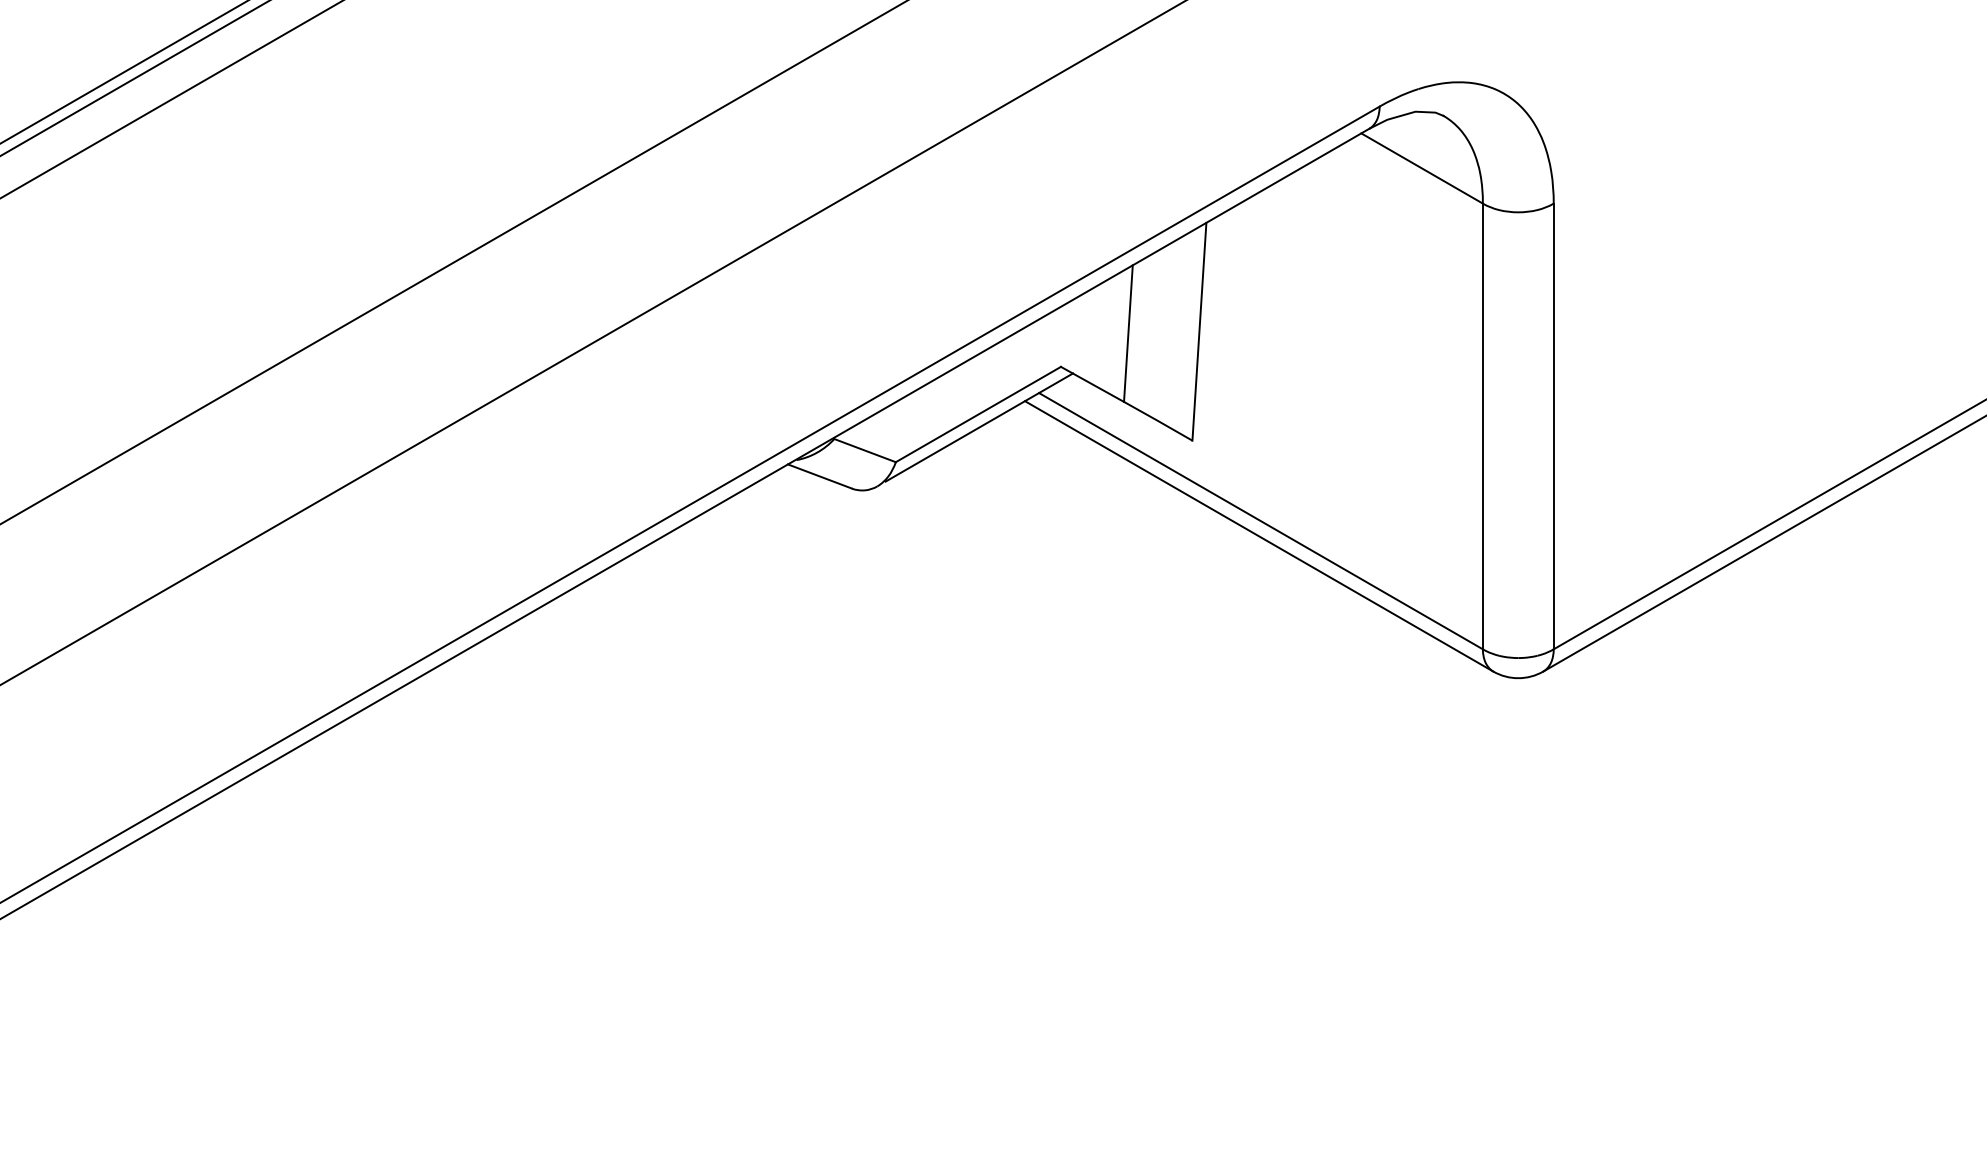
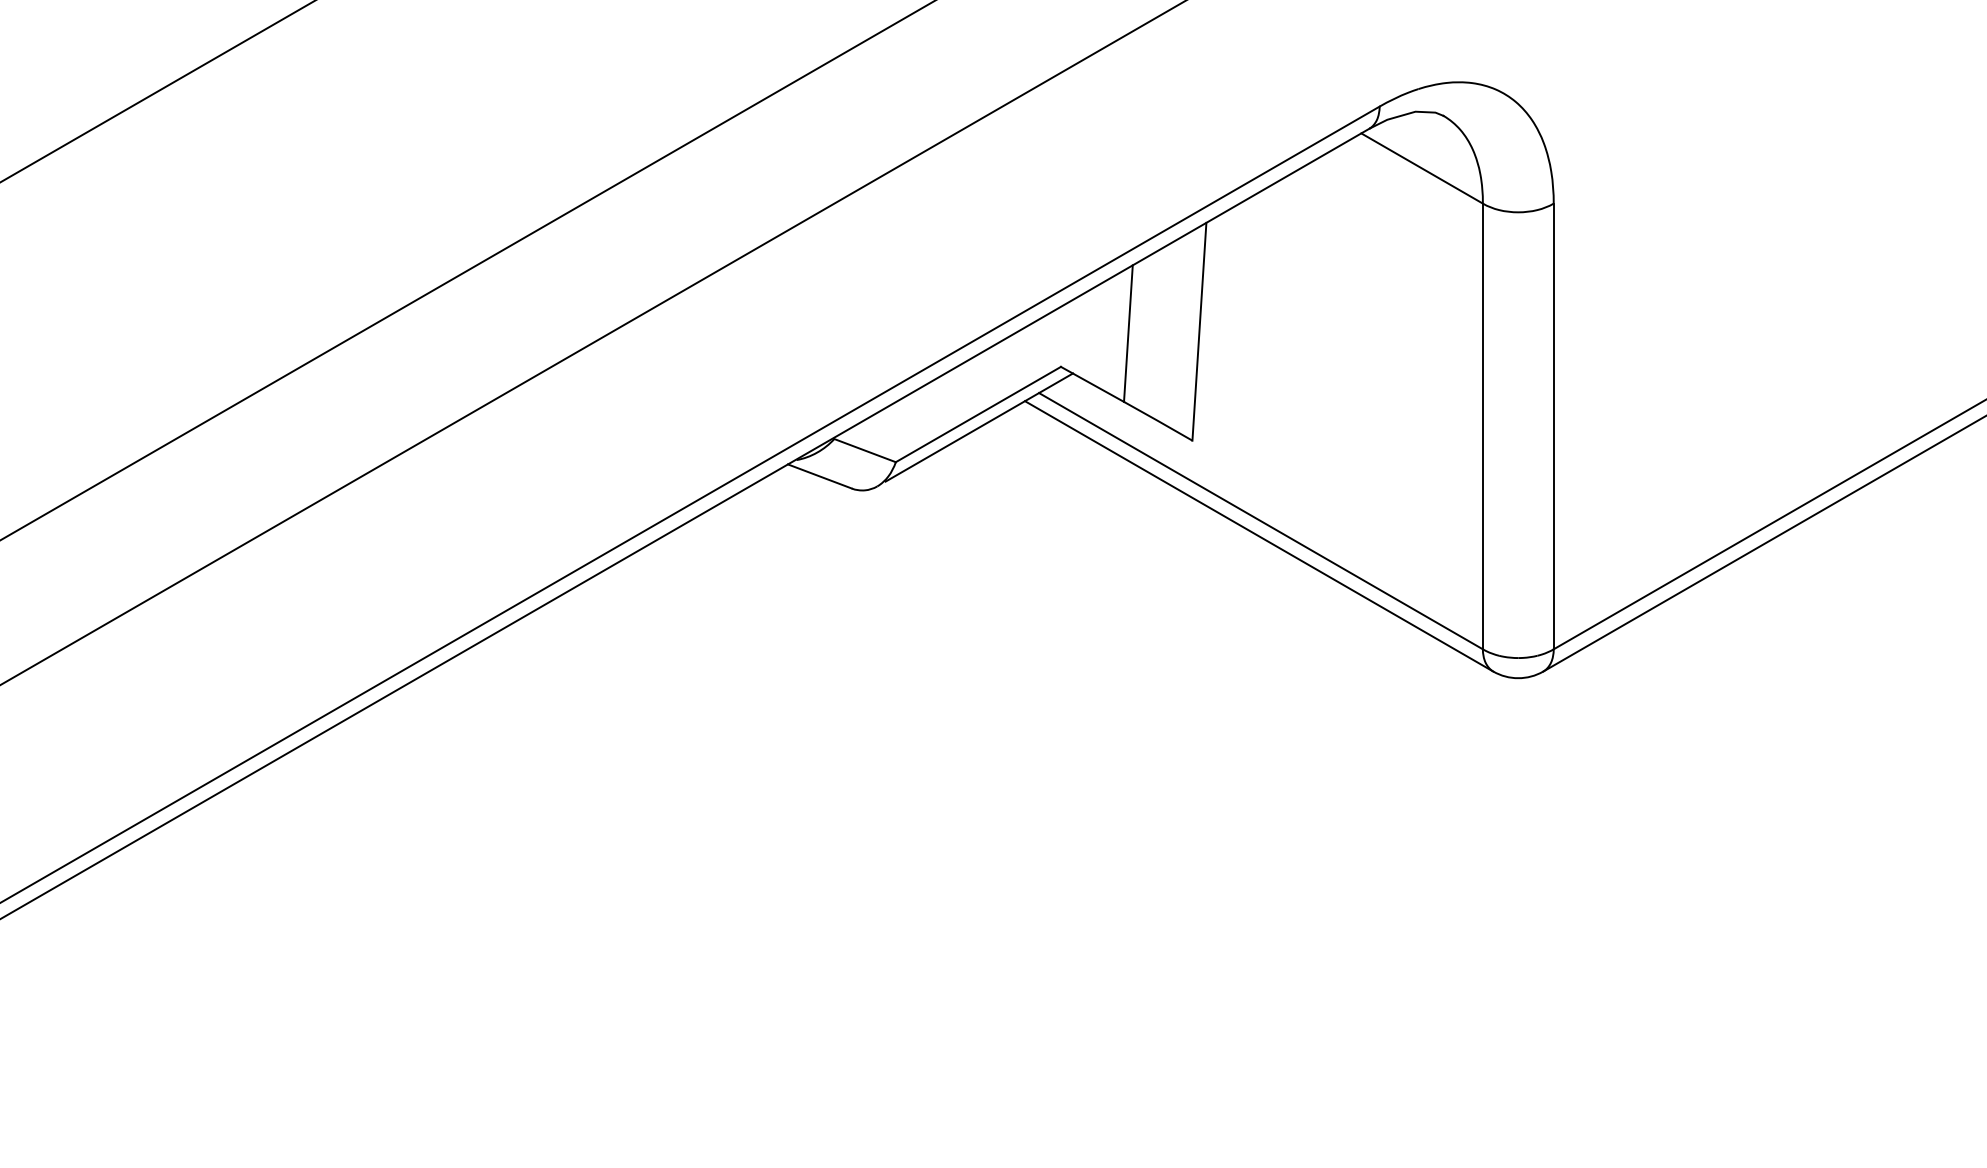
line: present -> none (123, 72)
line: present -> none (134, 78)
line position: (171, 99) -> (157, 91) (157, 91)
line position: (453, 262) -> (467, 270) (467, 270)
